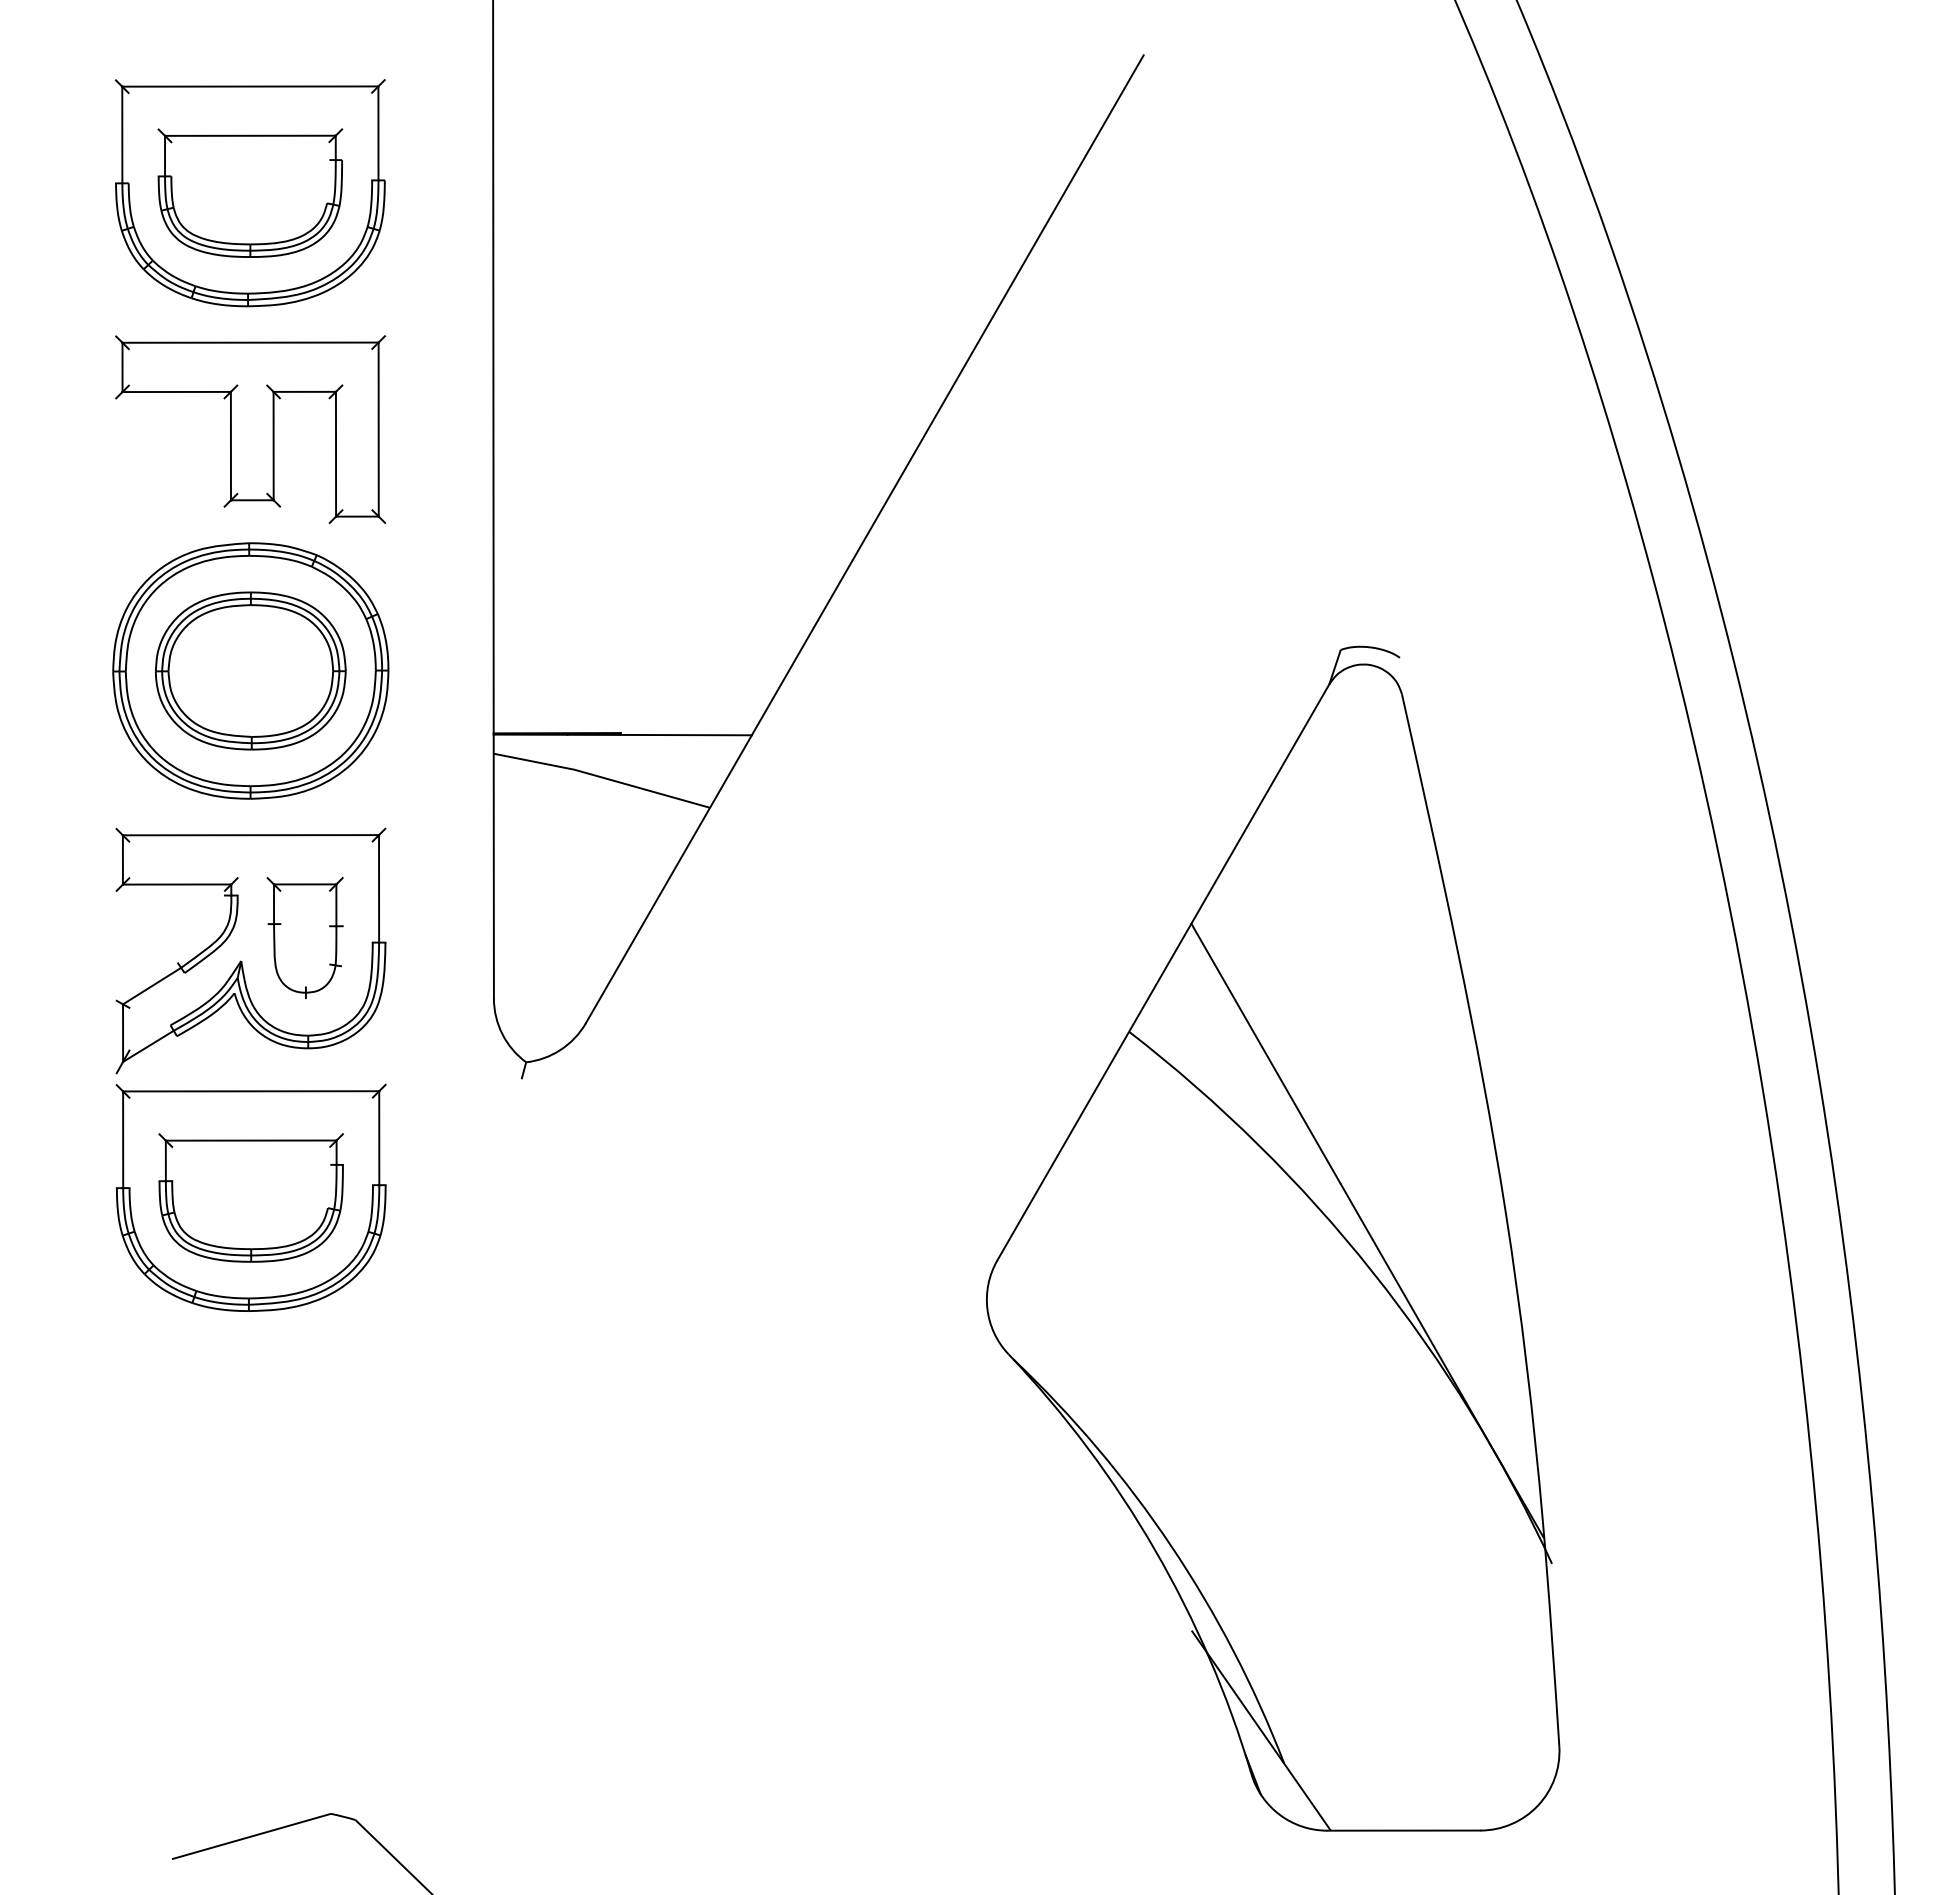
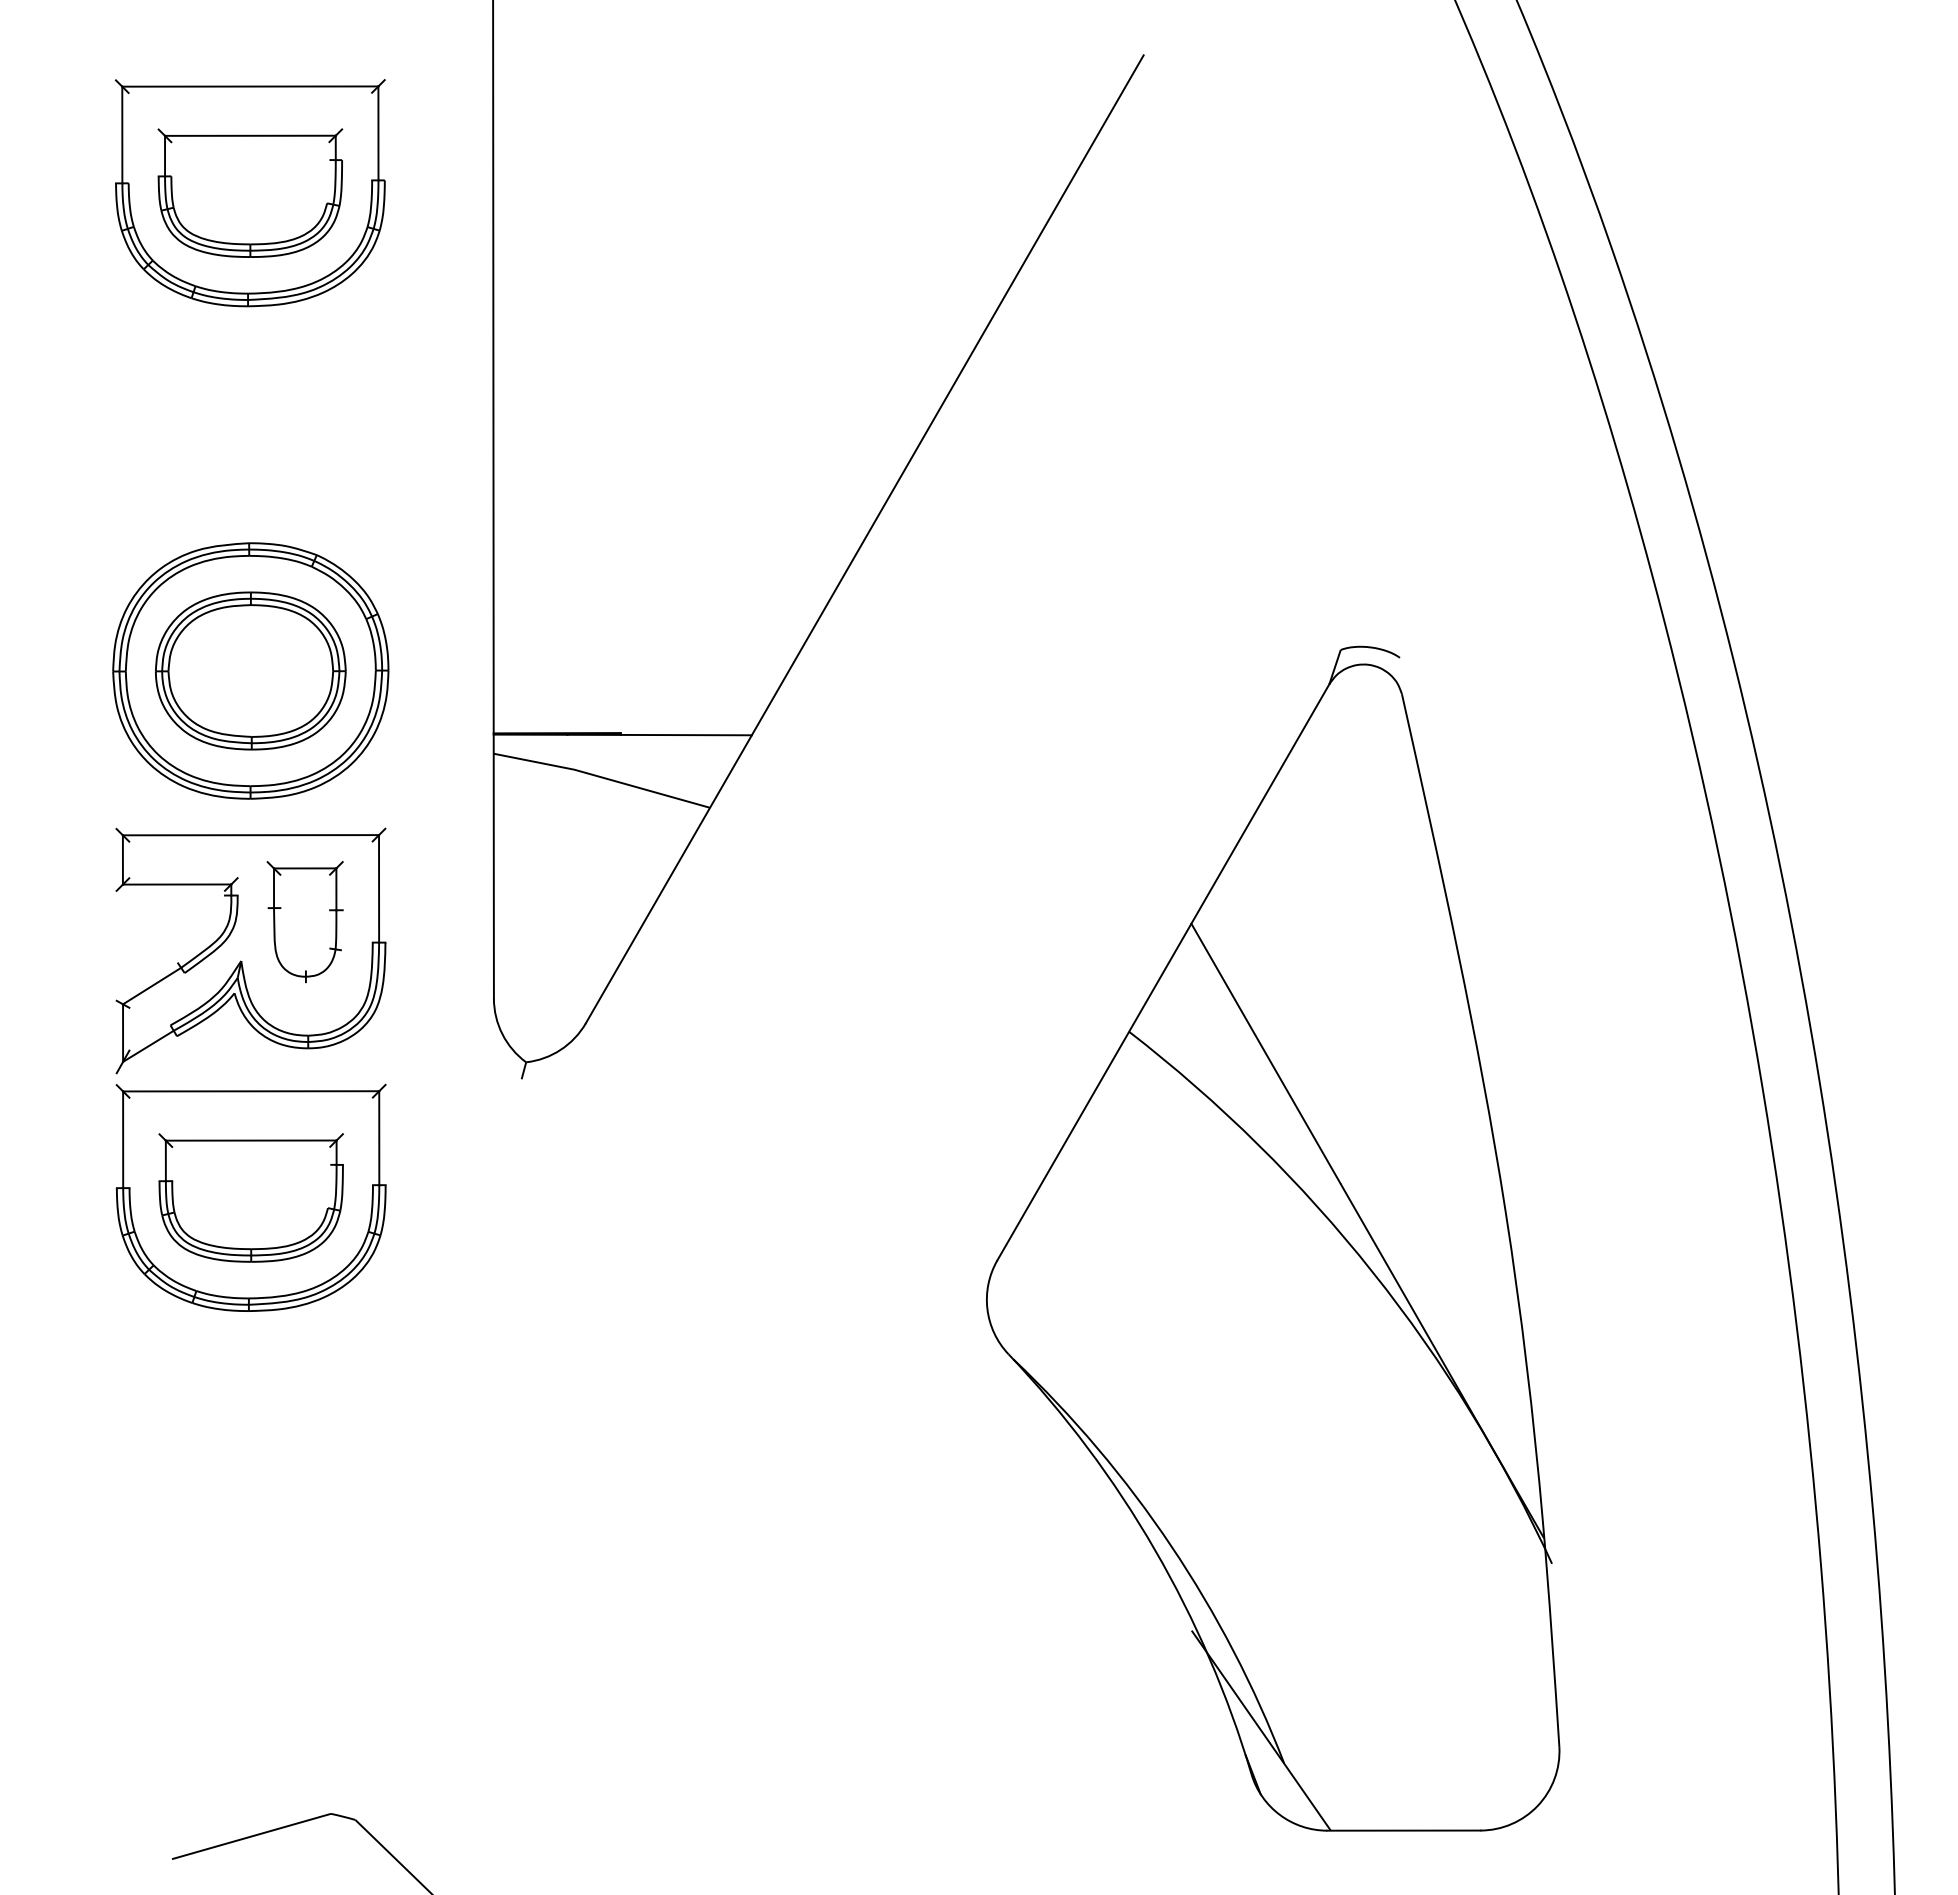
part: present -> none (250, 429)
part position: (304, 938) -> (304, 922) (304, 922)
